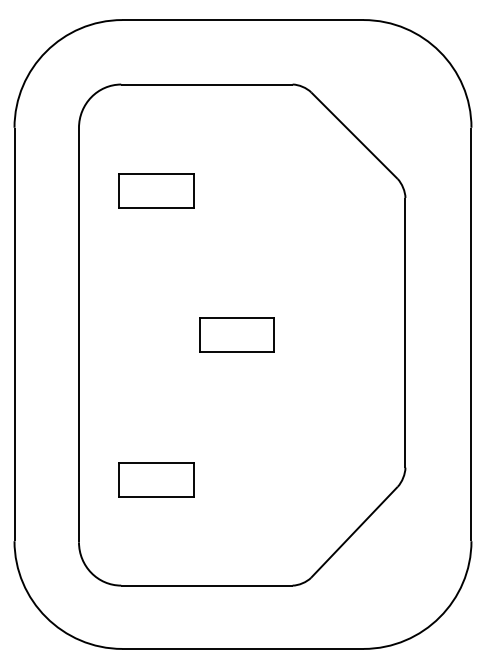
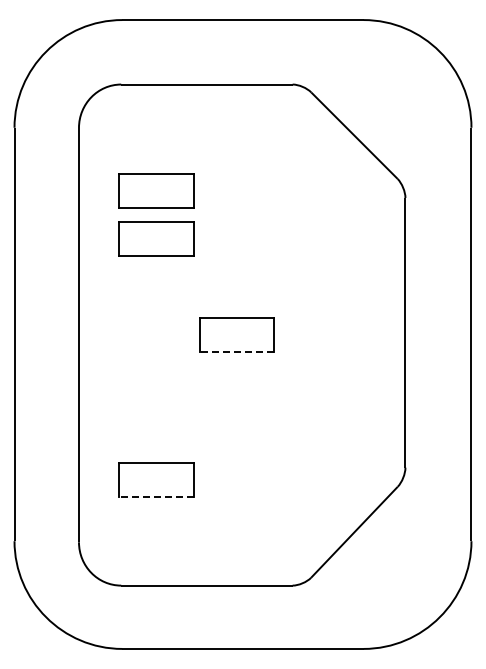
part: none -> present (156, 238)
line: solid -> dashed (236, 352)
line: solid -> dashed (155, 496)
